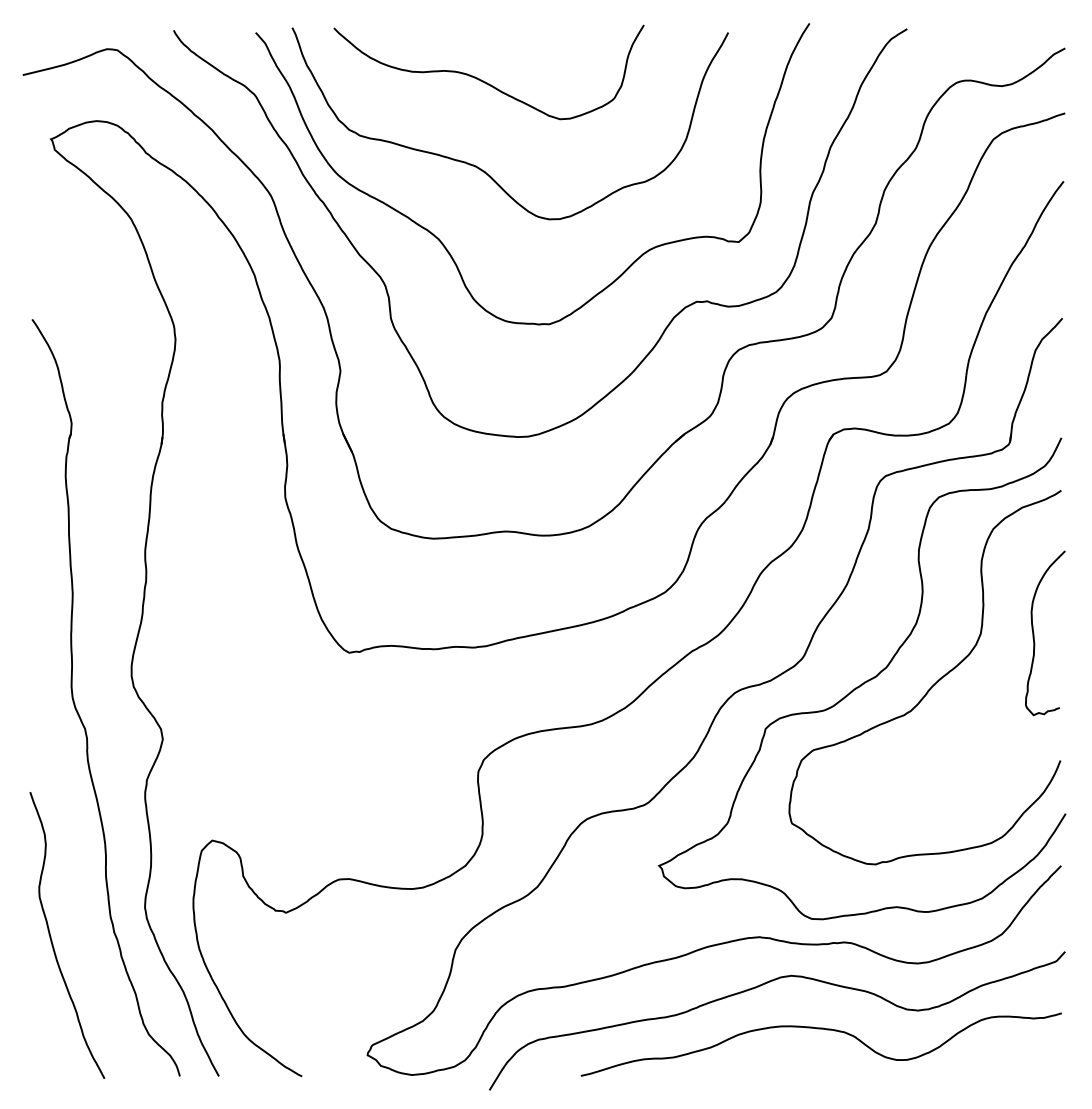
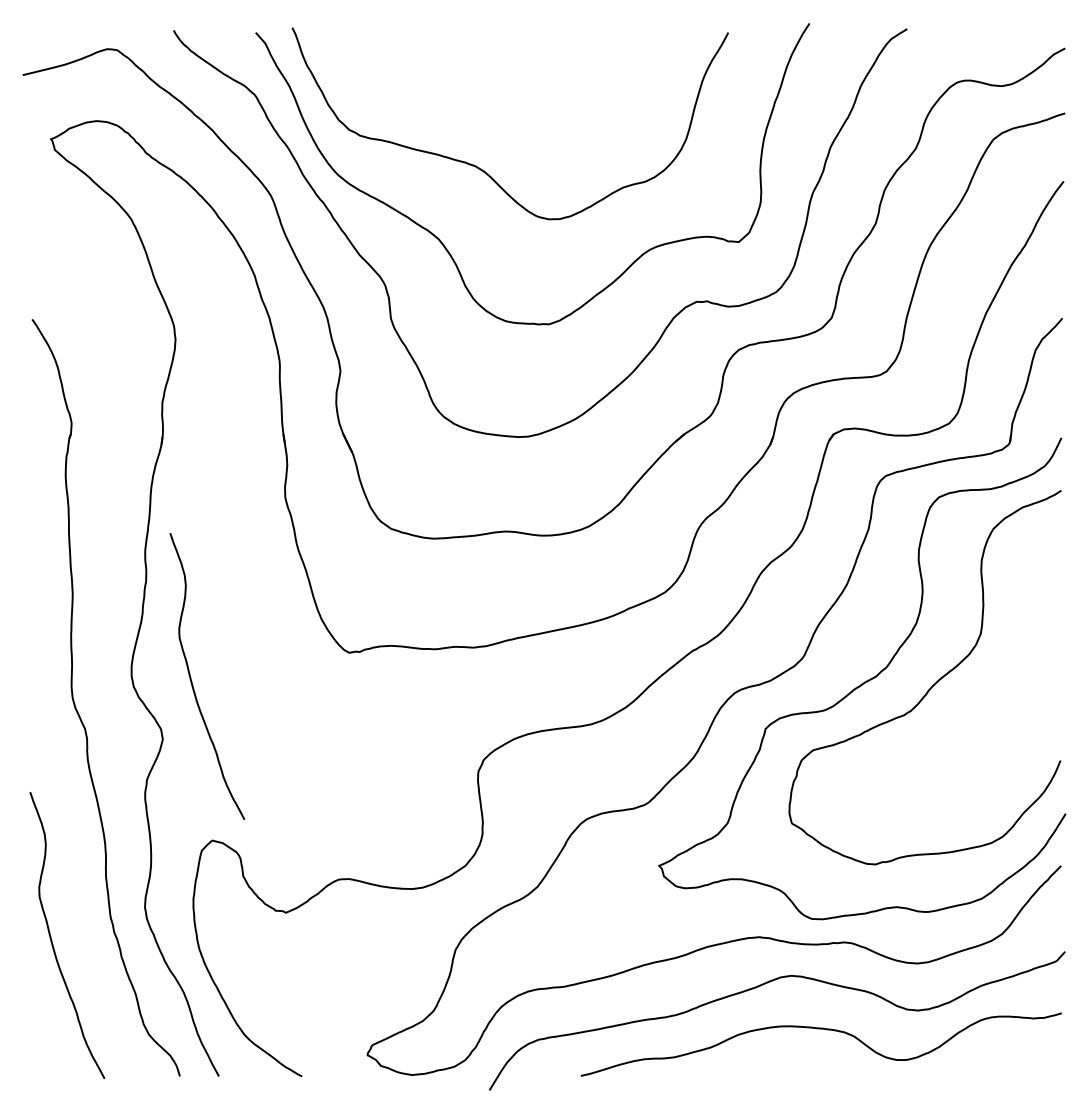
curve: present -> none (483, 80)
curve: present -> none (1034, 633)
curve: none -> present (192, 681)
